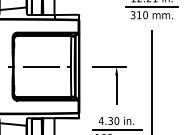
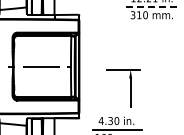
line: solid -> dashed (152, 7)
line: present -> none (152, 81)
part position: (116, 85) -> (130, 88) (130, 88)
